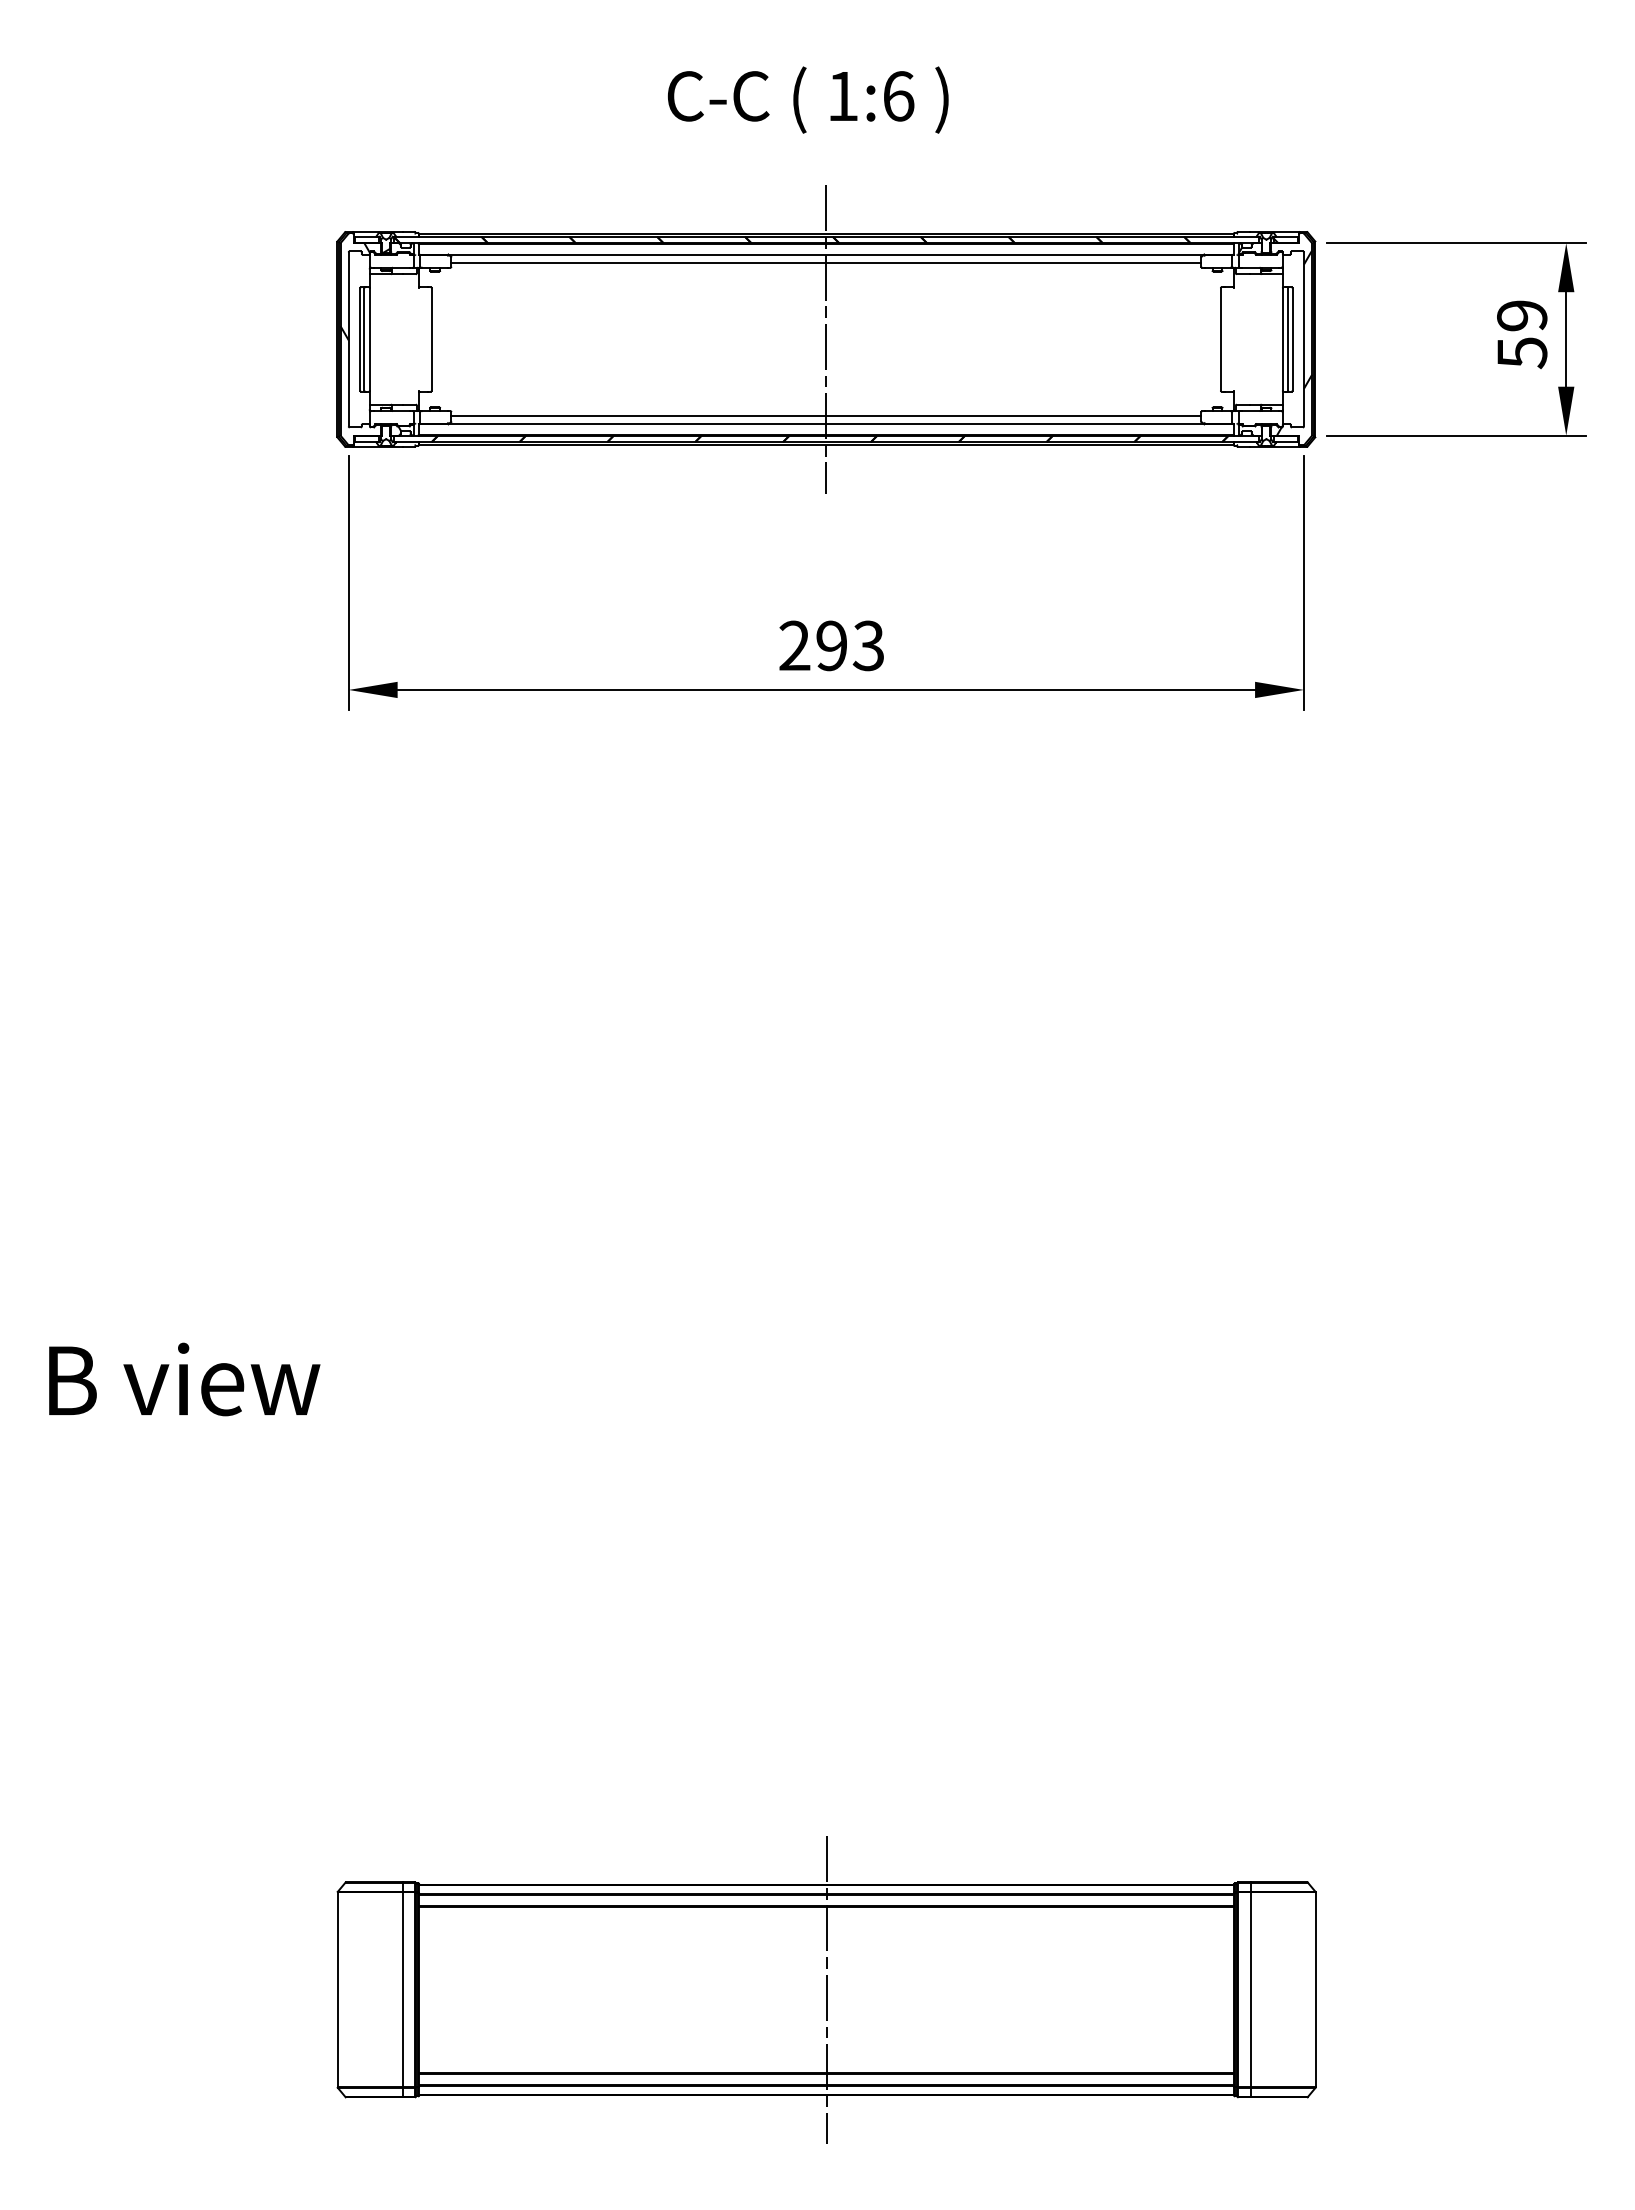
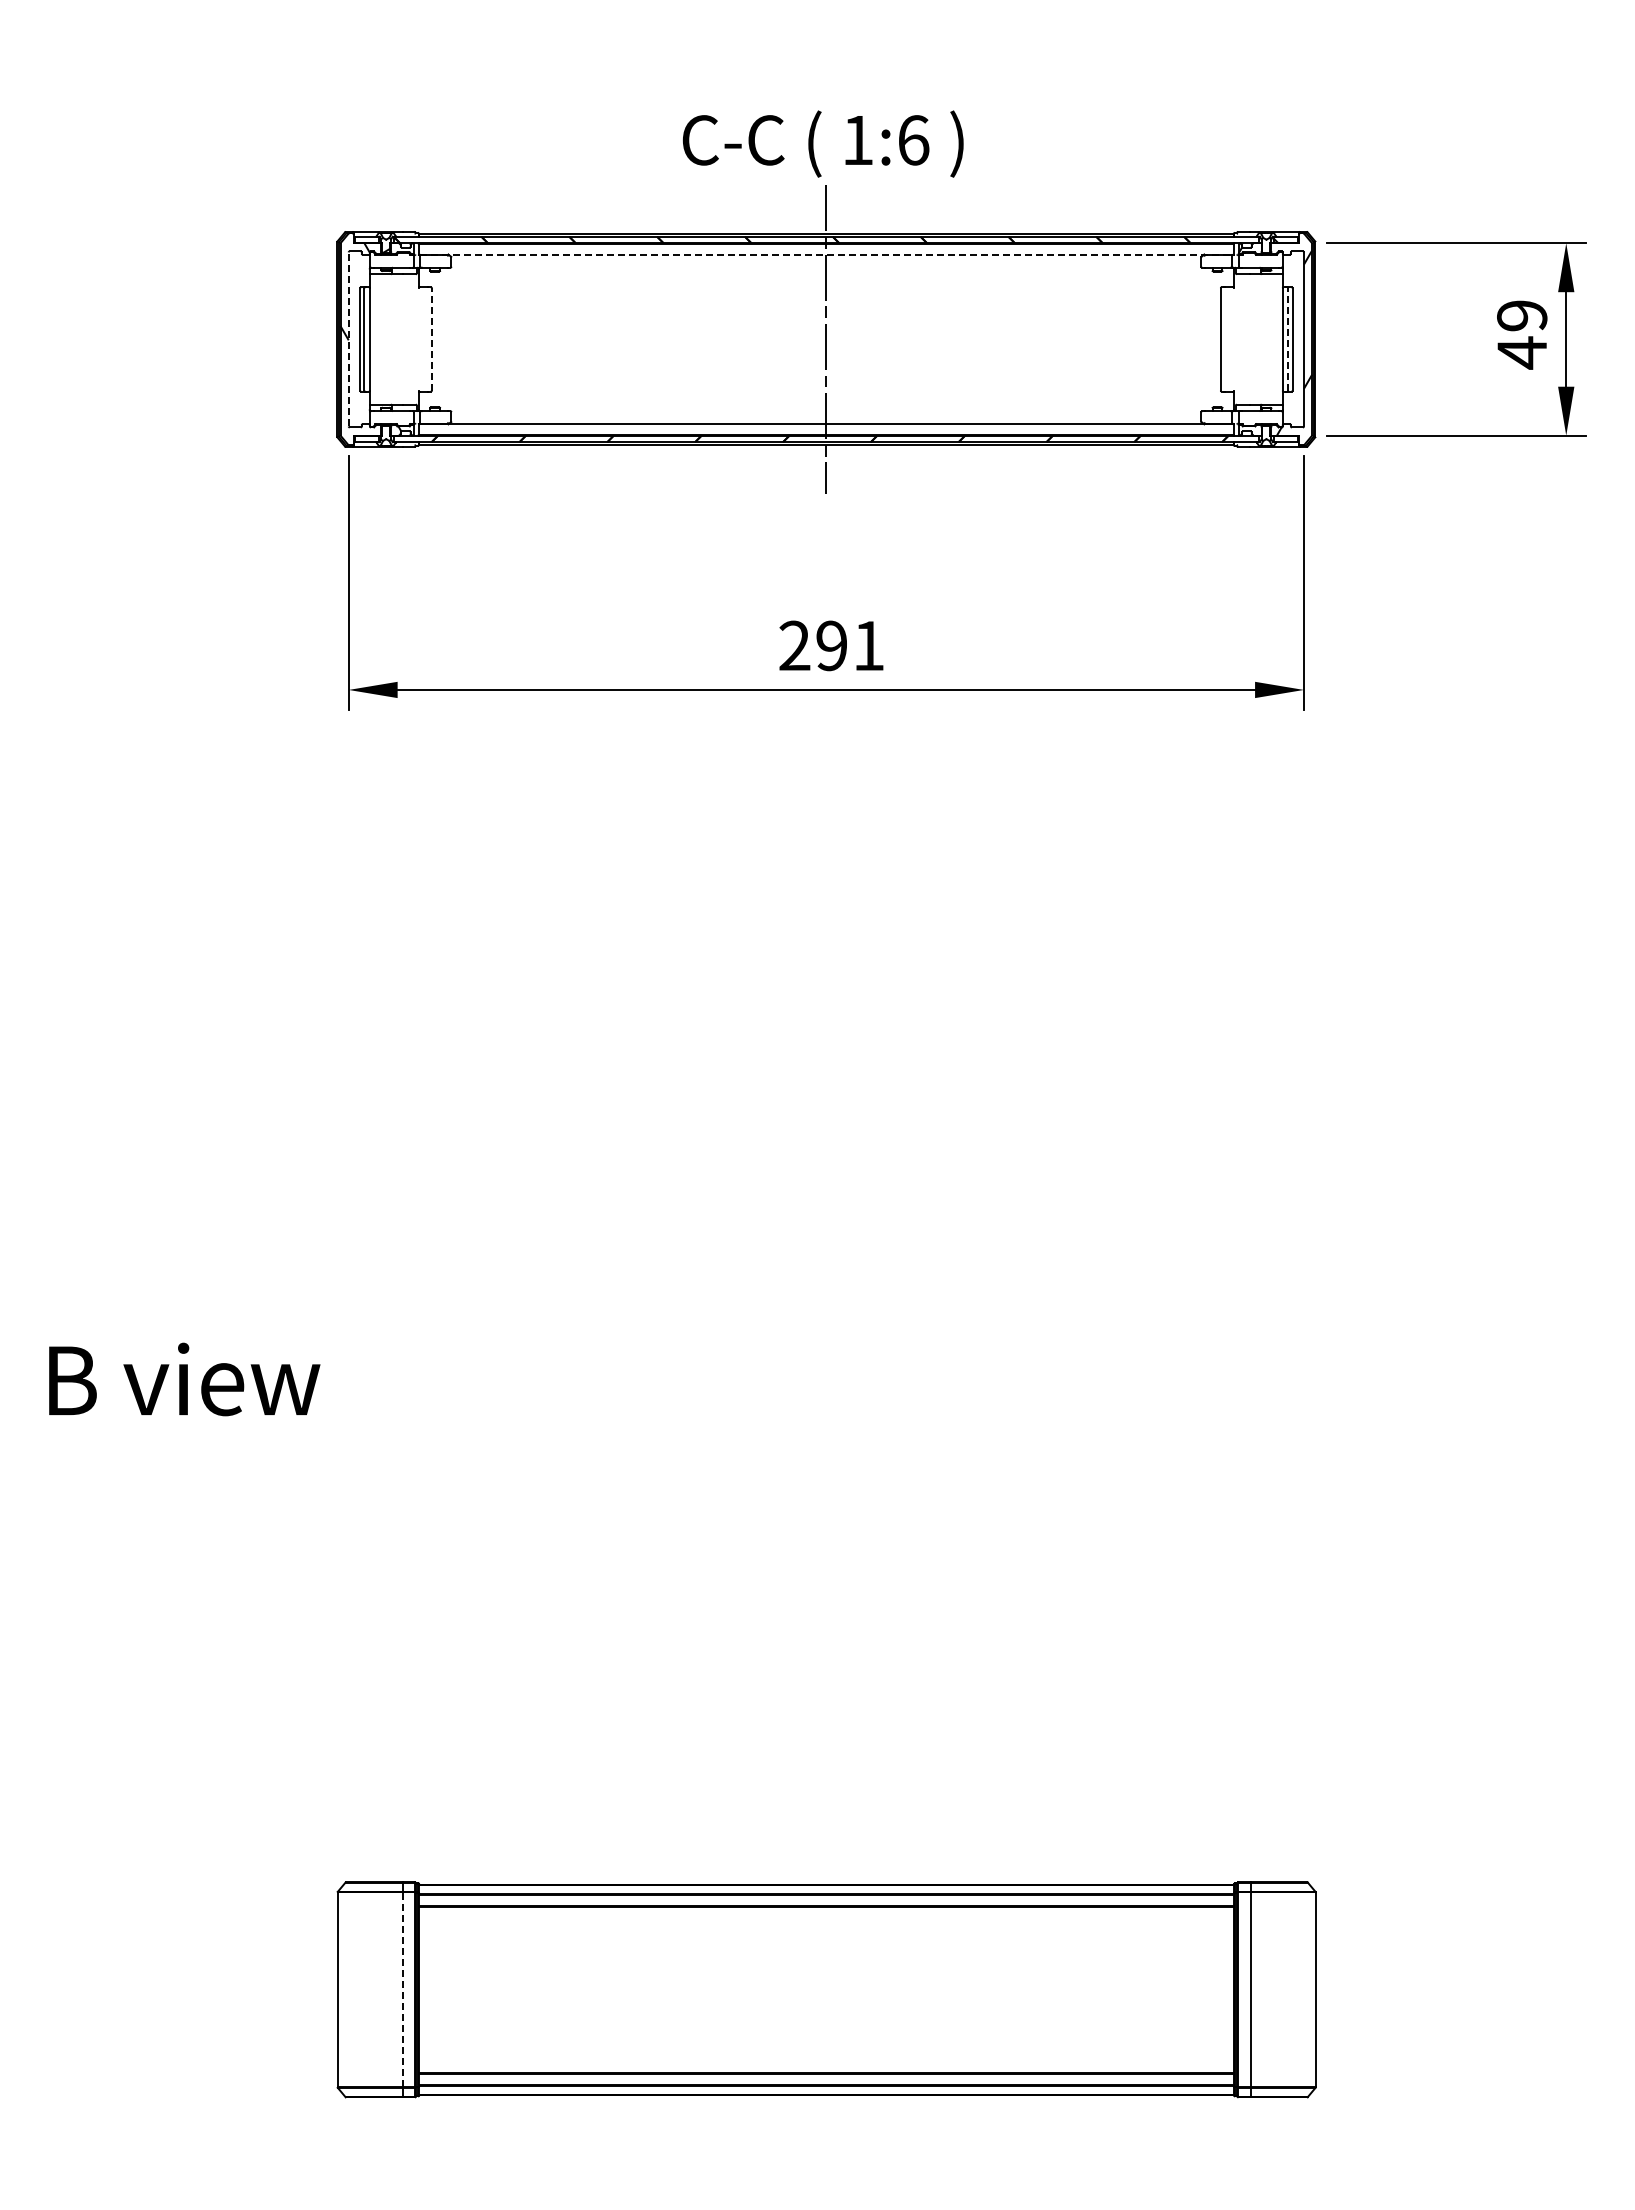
text position: (808, 99) -> (823, 143) (823, 143)
line: solid -> dashed (826, 254)
line: present -> none (826, 262)
line: solid -> dashed (348, 338)
line: solid -> dashed (431, 338)
line: solid -> dashed (1288, 338)
text: 59 -> 49 (1522, 352)
line: present -> none (826, 416)
text: 293 -> 291 (867, 645)
line: solid -> dashed (402, 1989)
line: present -> none (826, 1989)
